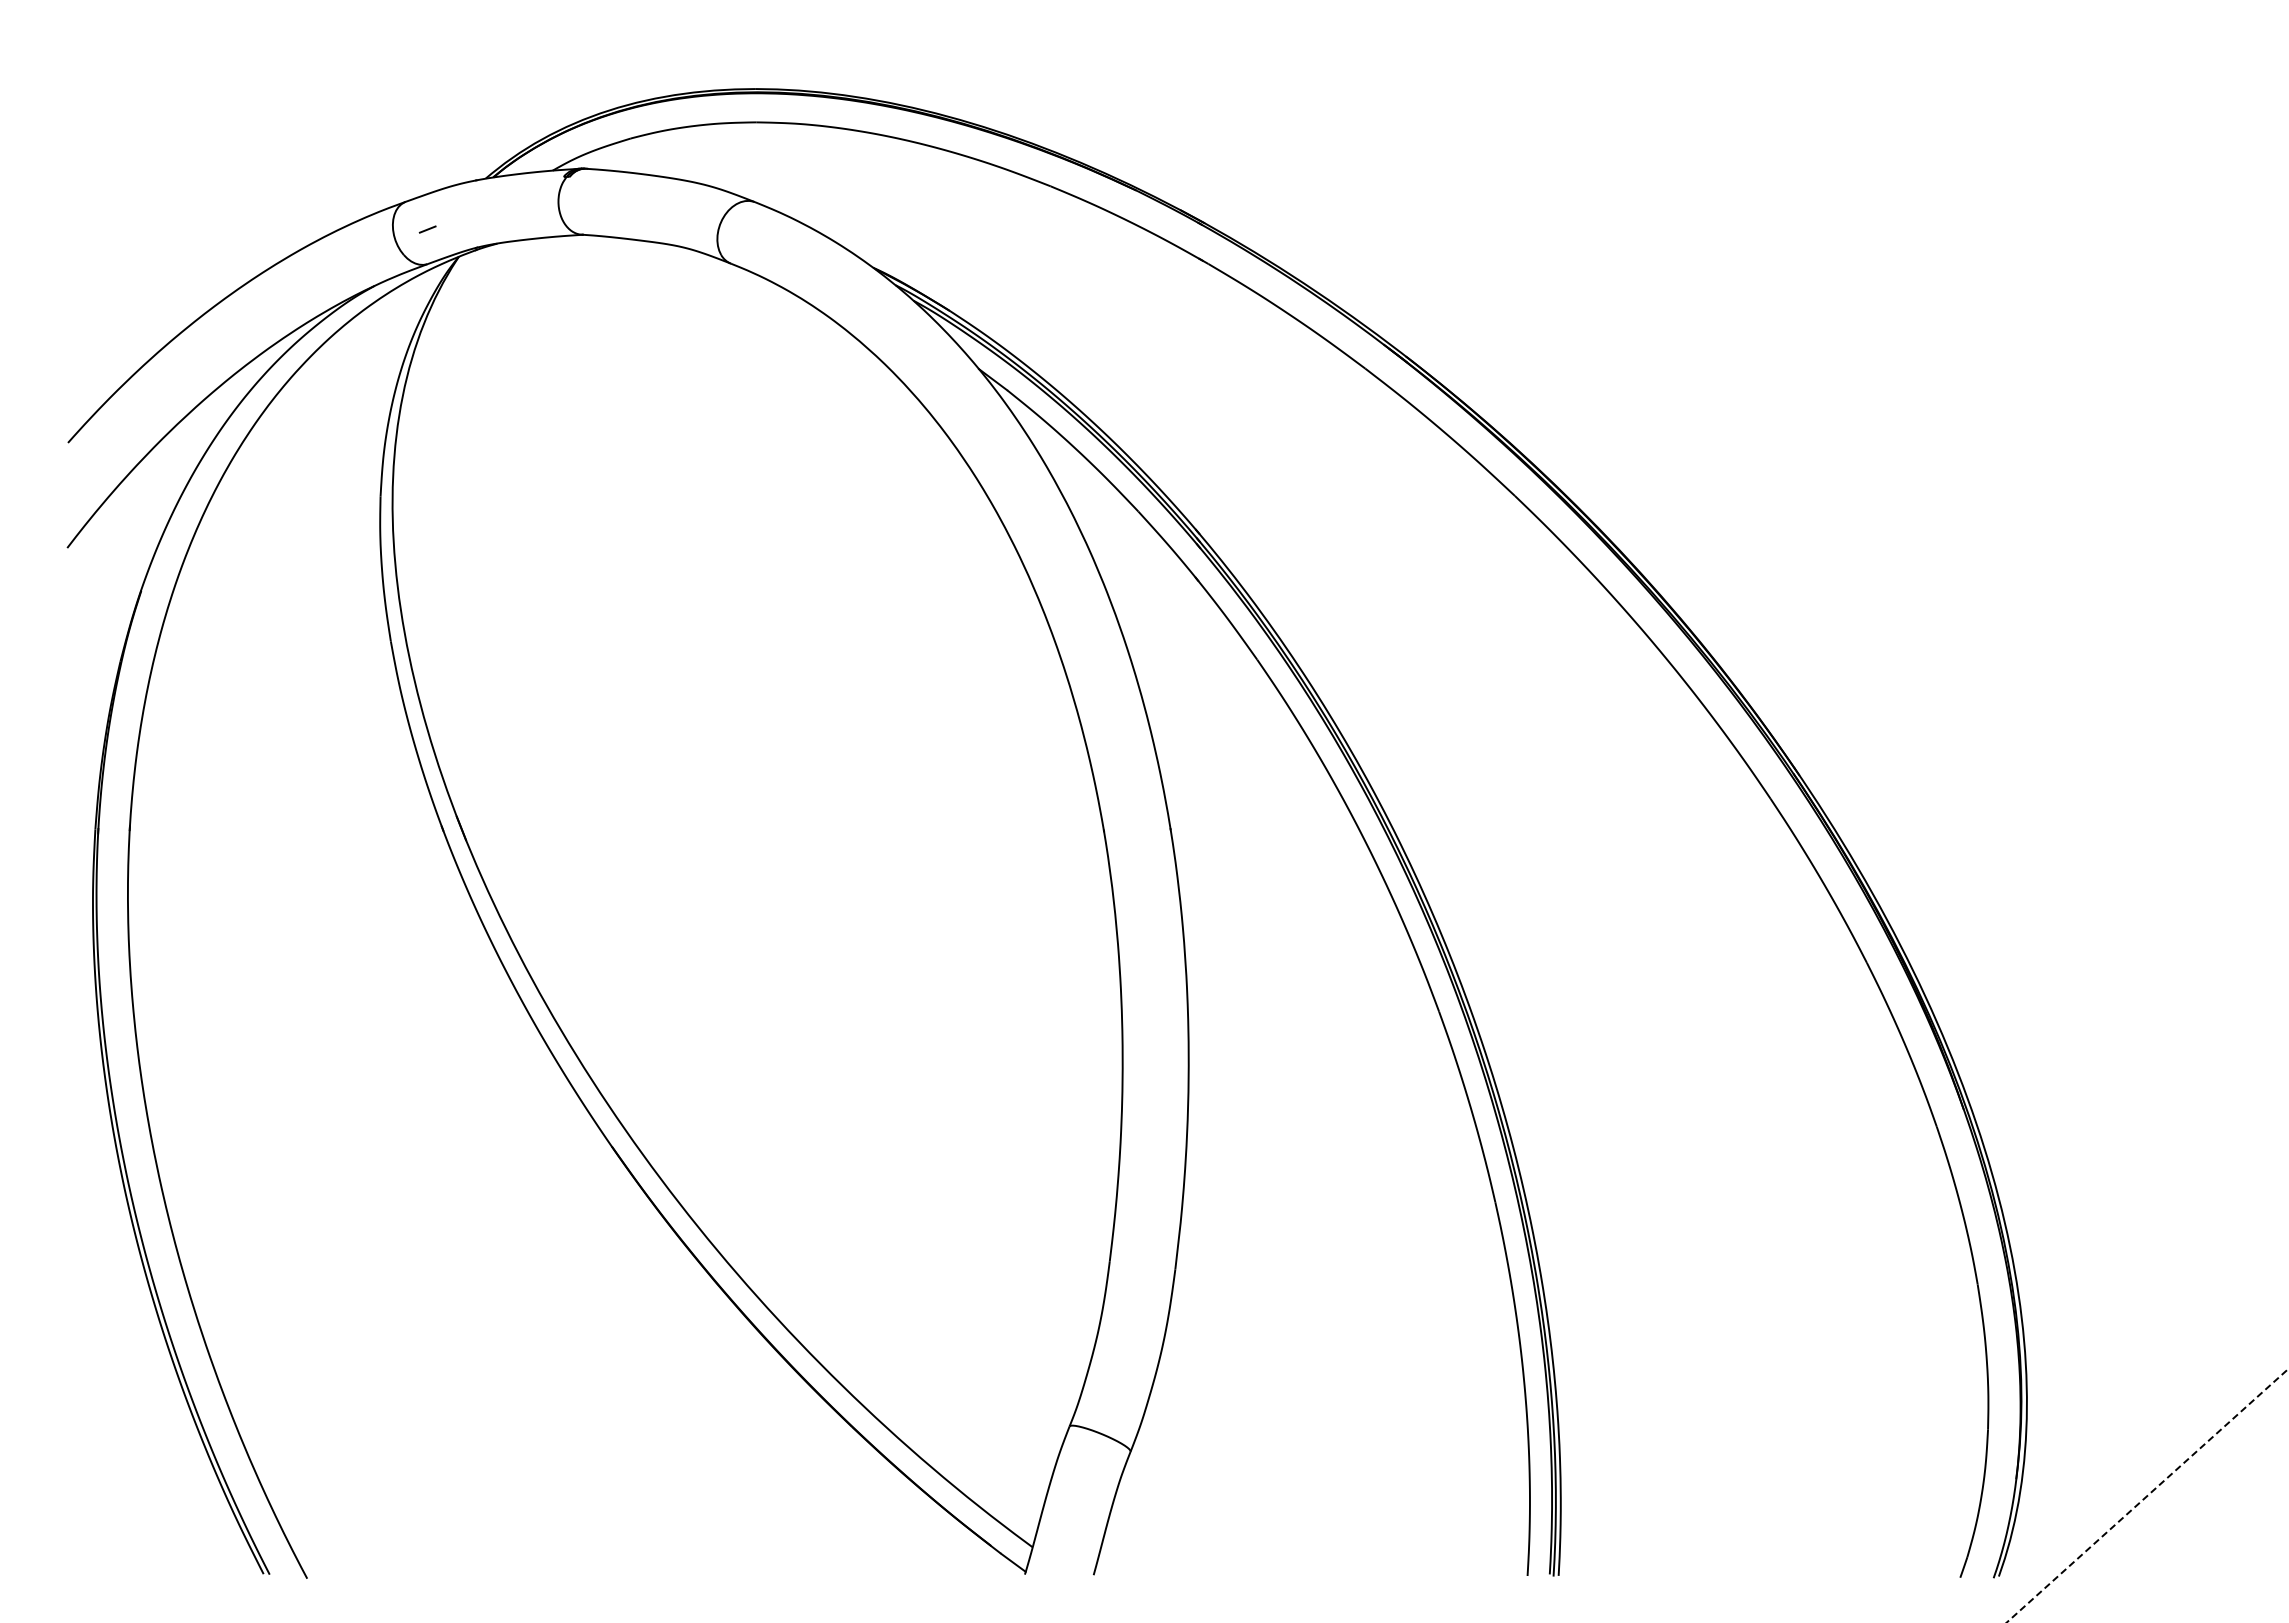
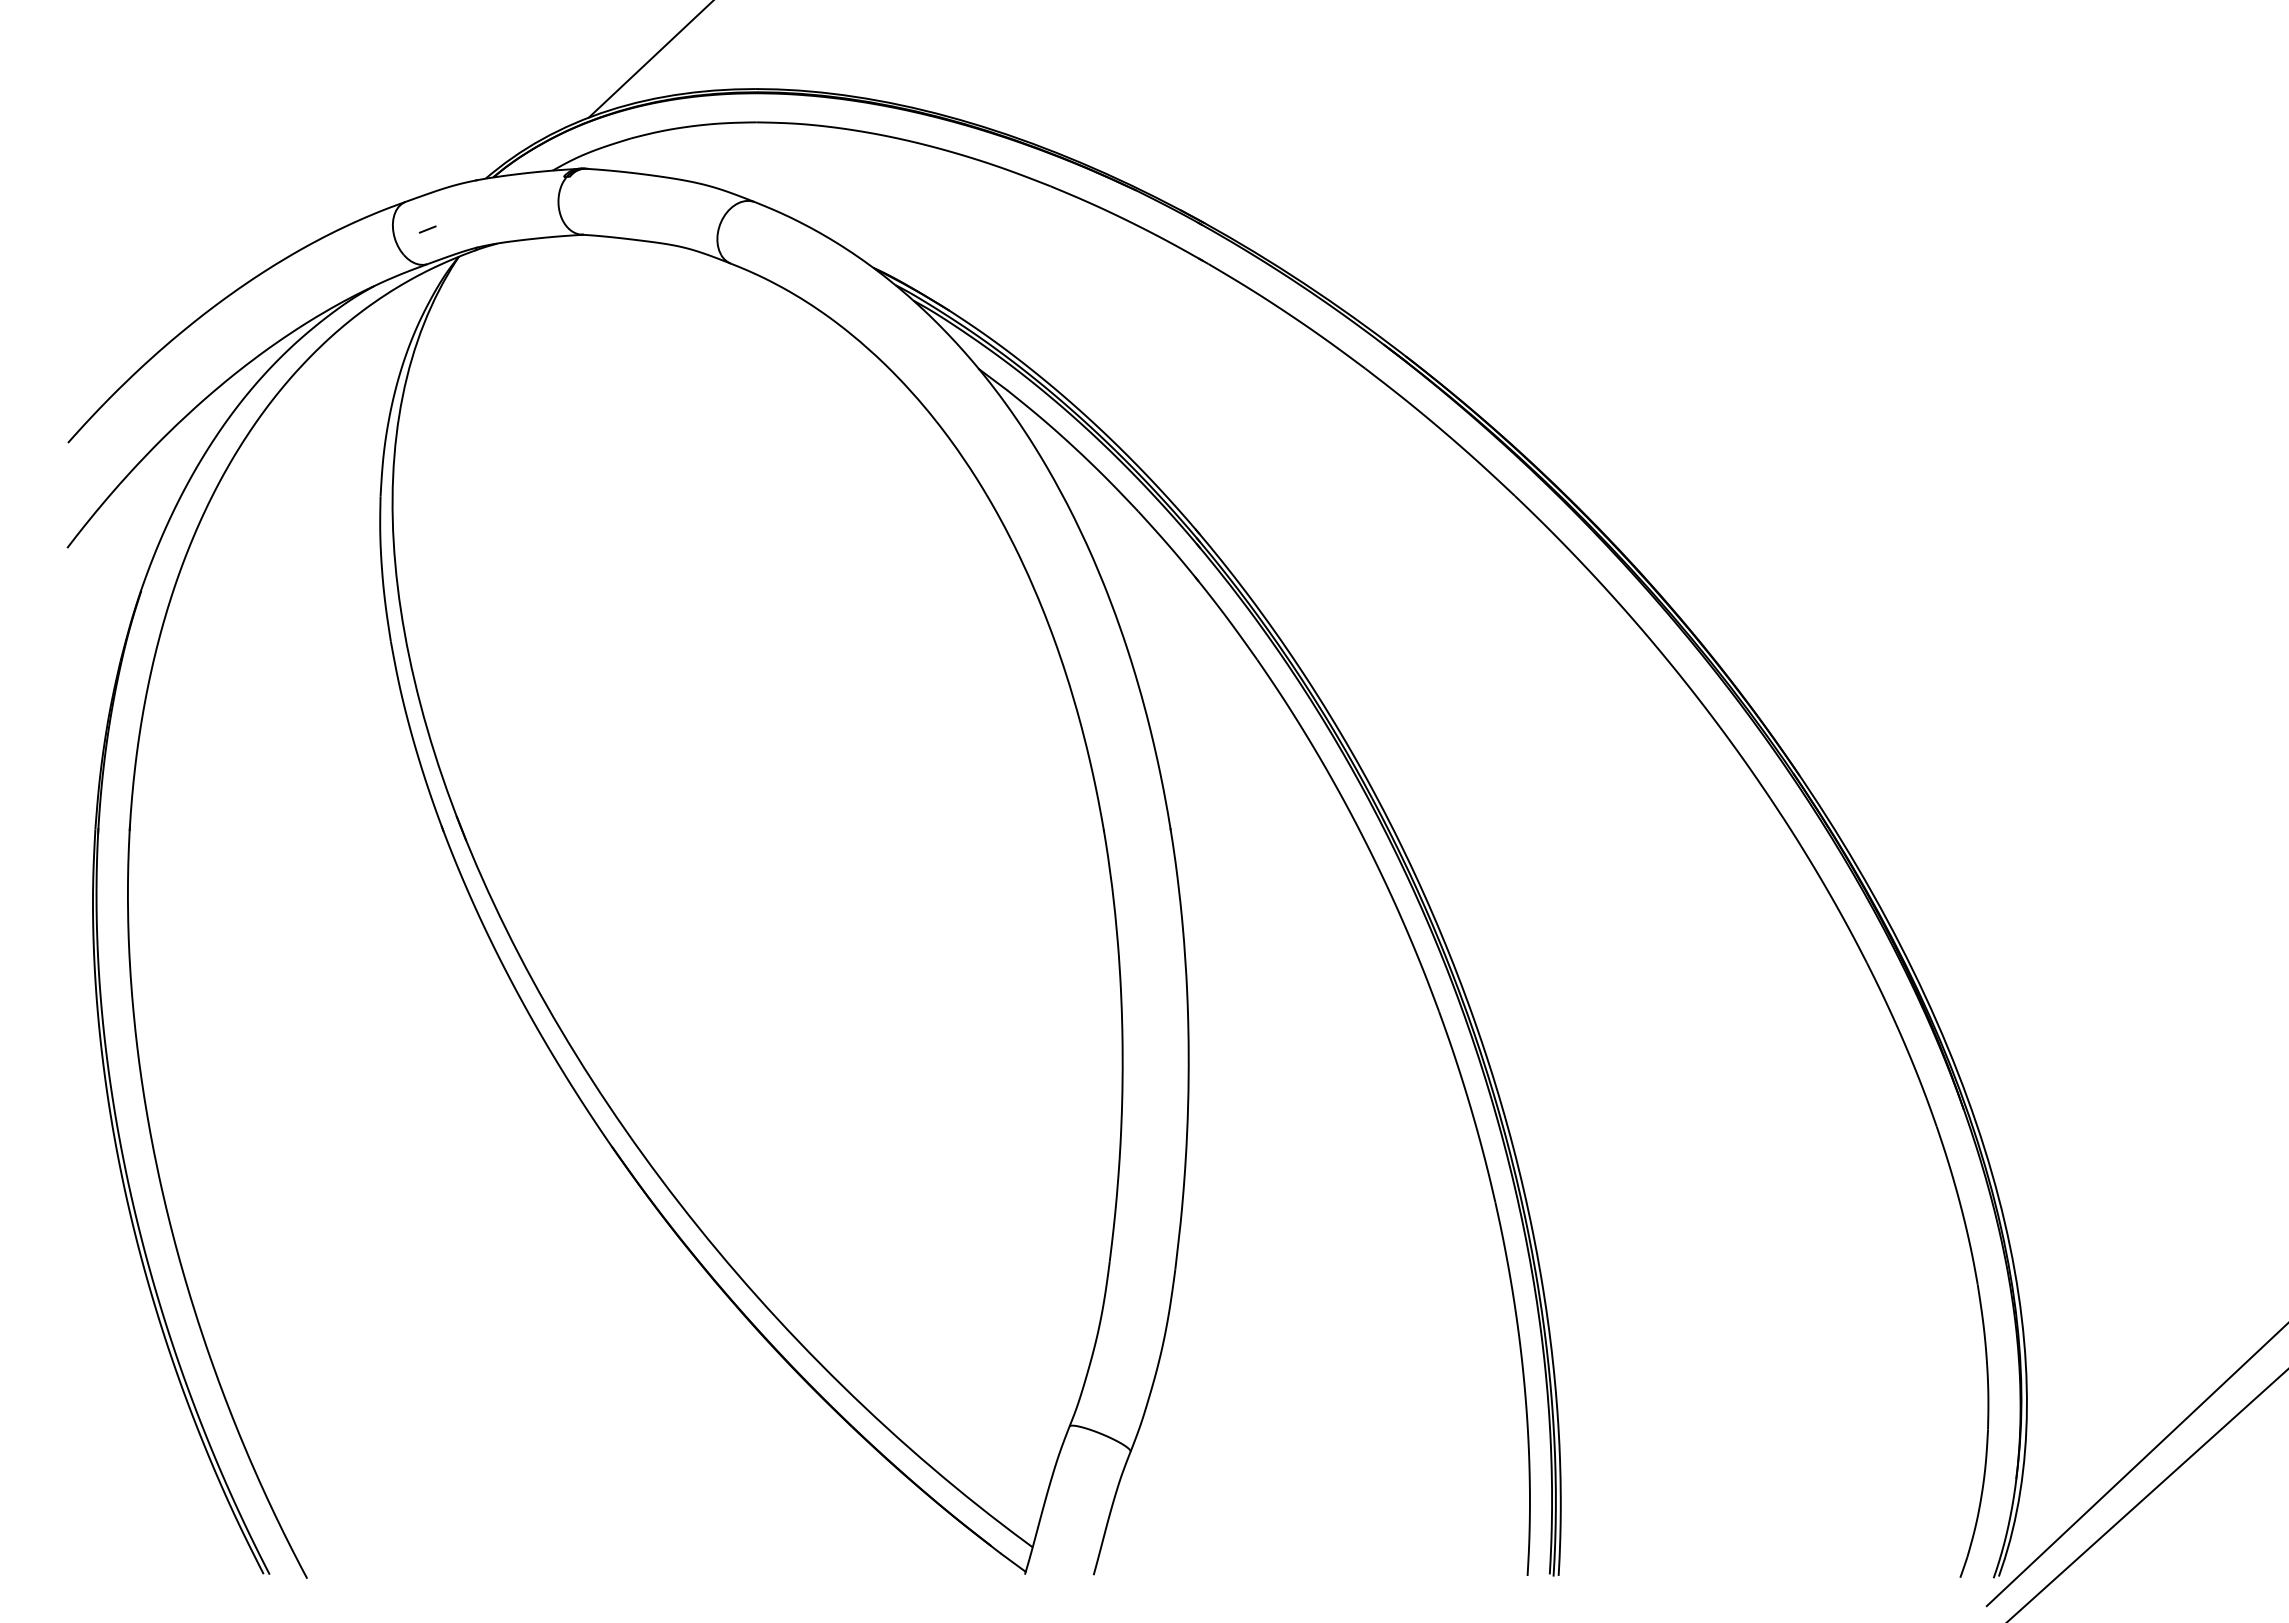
line: none -> present (649, 59)
line: none -> present (2135, 1465)
line: dashed -> solid (2147, 1495)
